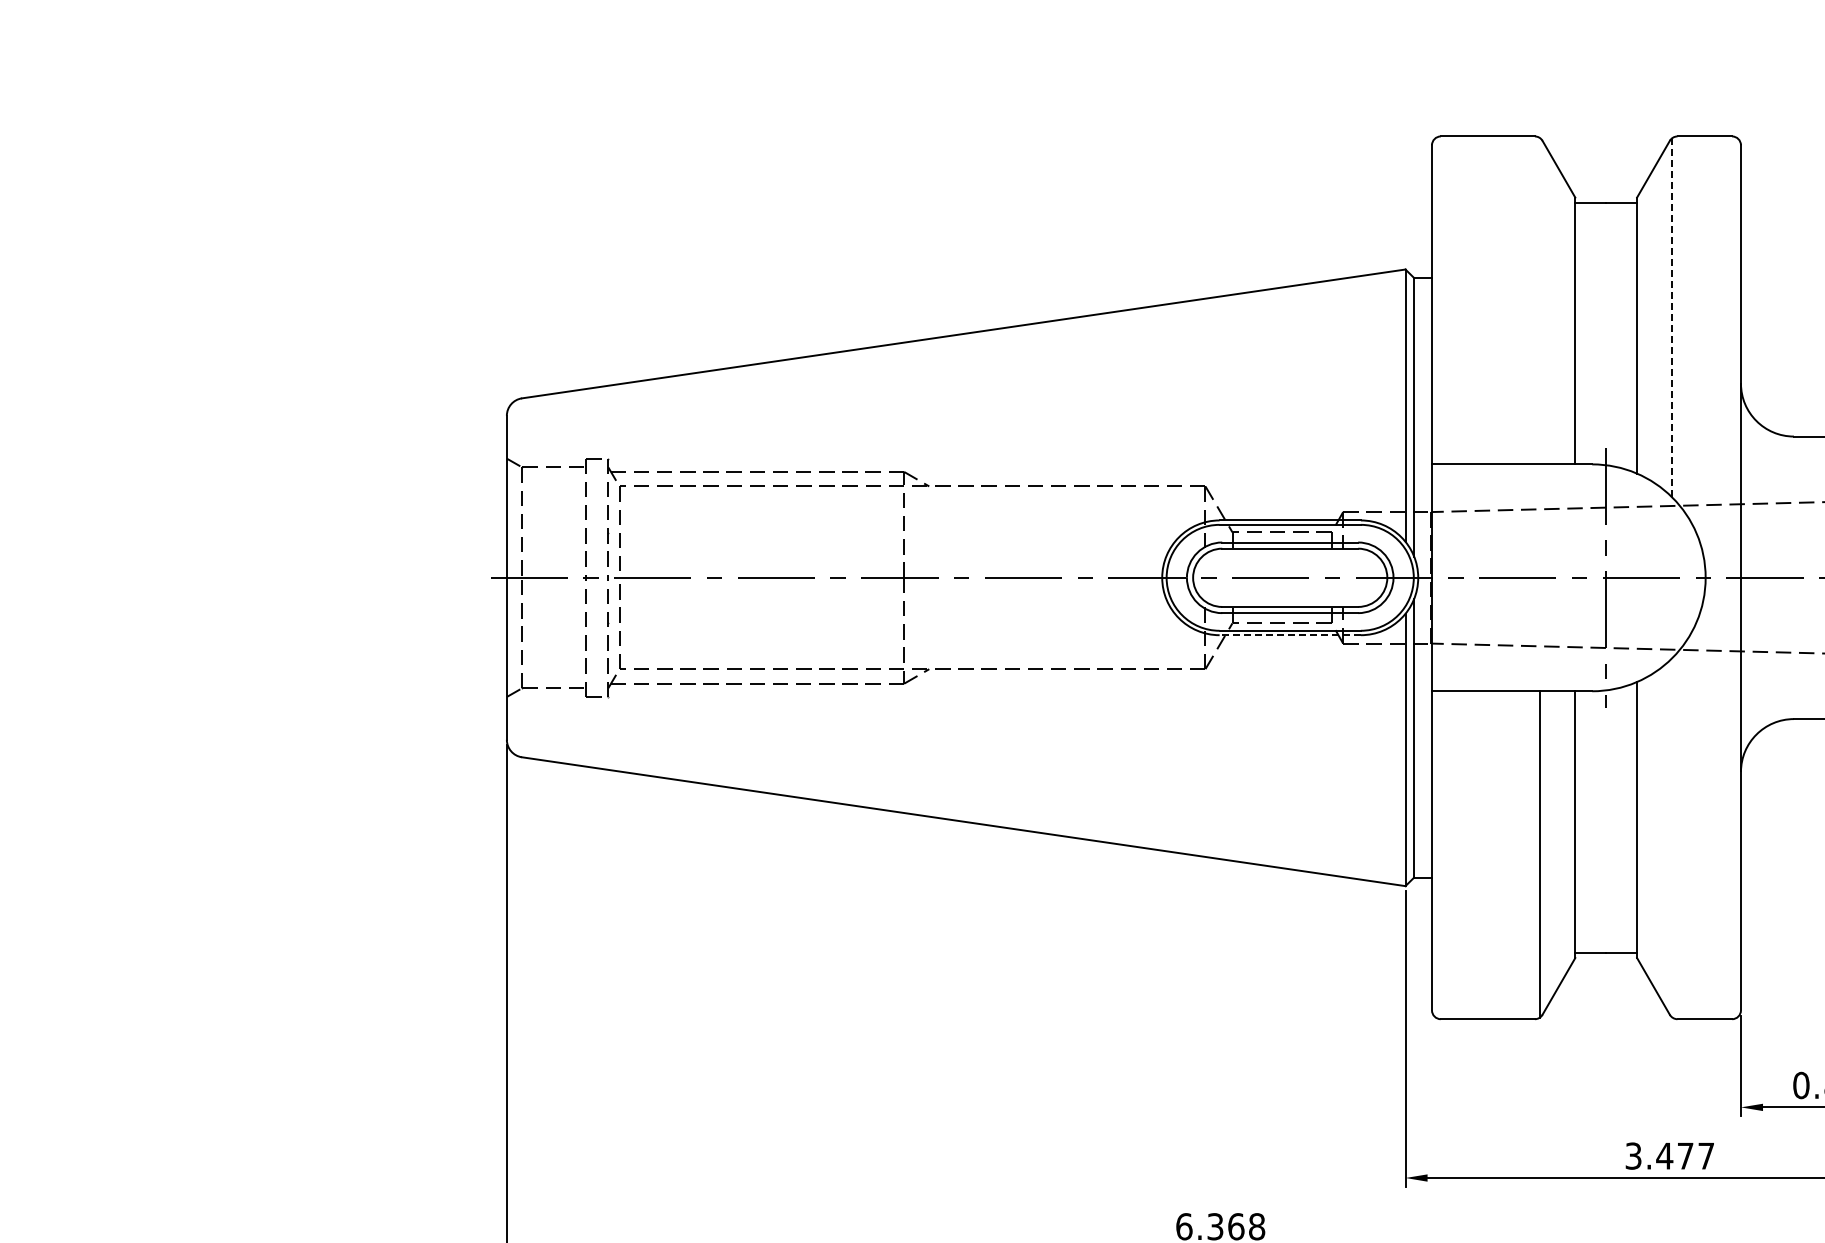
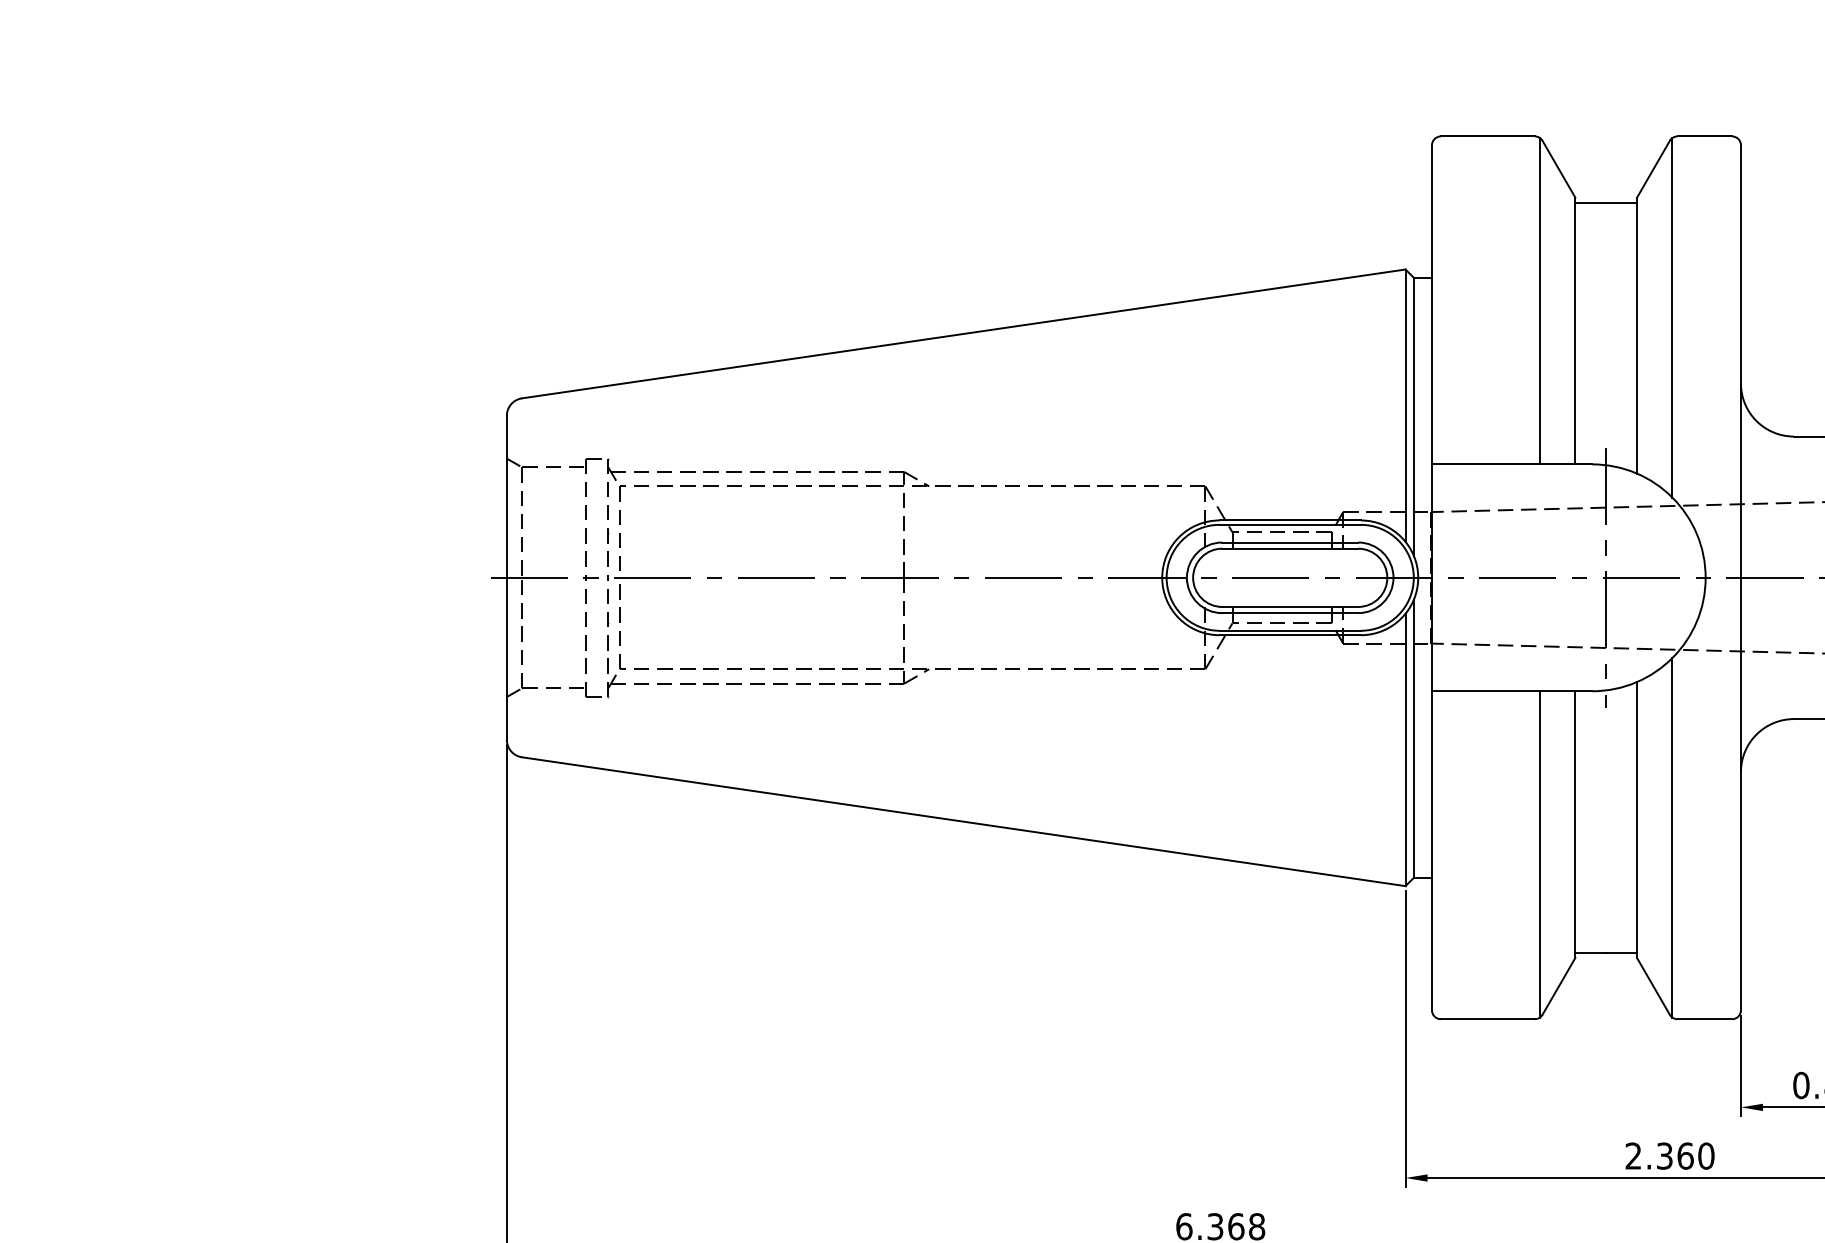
line: none -> present (1539, 301)
line: dashed -> solid (1672, 317)
line: dashed -> solid (1290, 635)
line: none -> present (1672, 837)
text: 3.477 -> 2.360 (1669, 1155)
